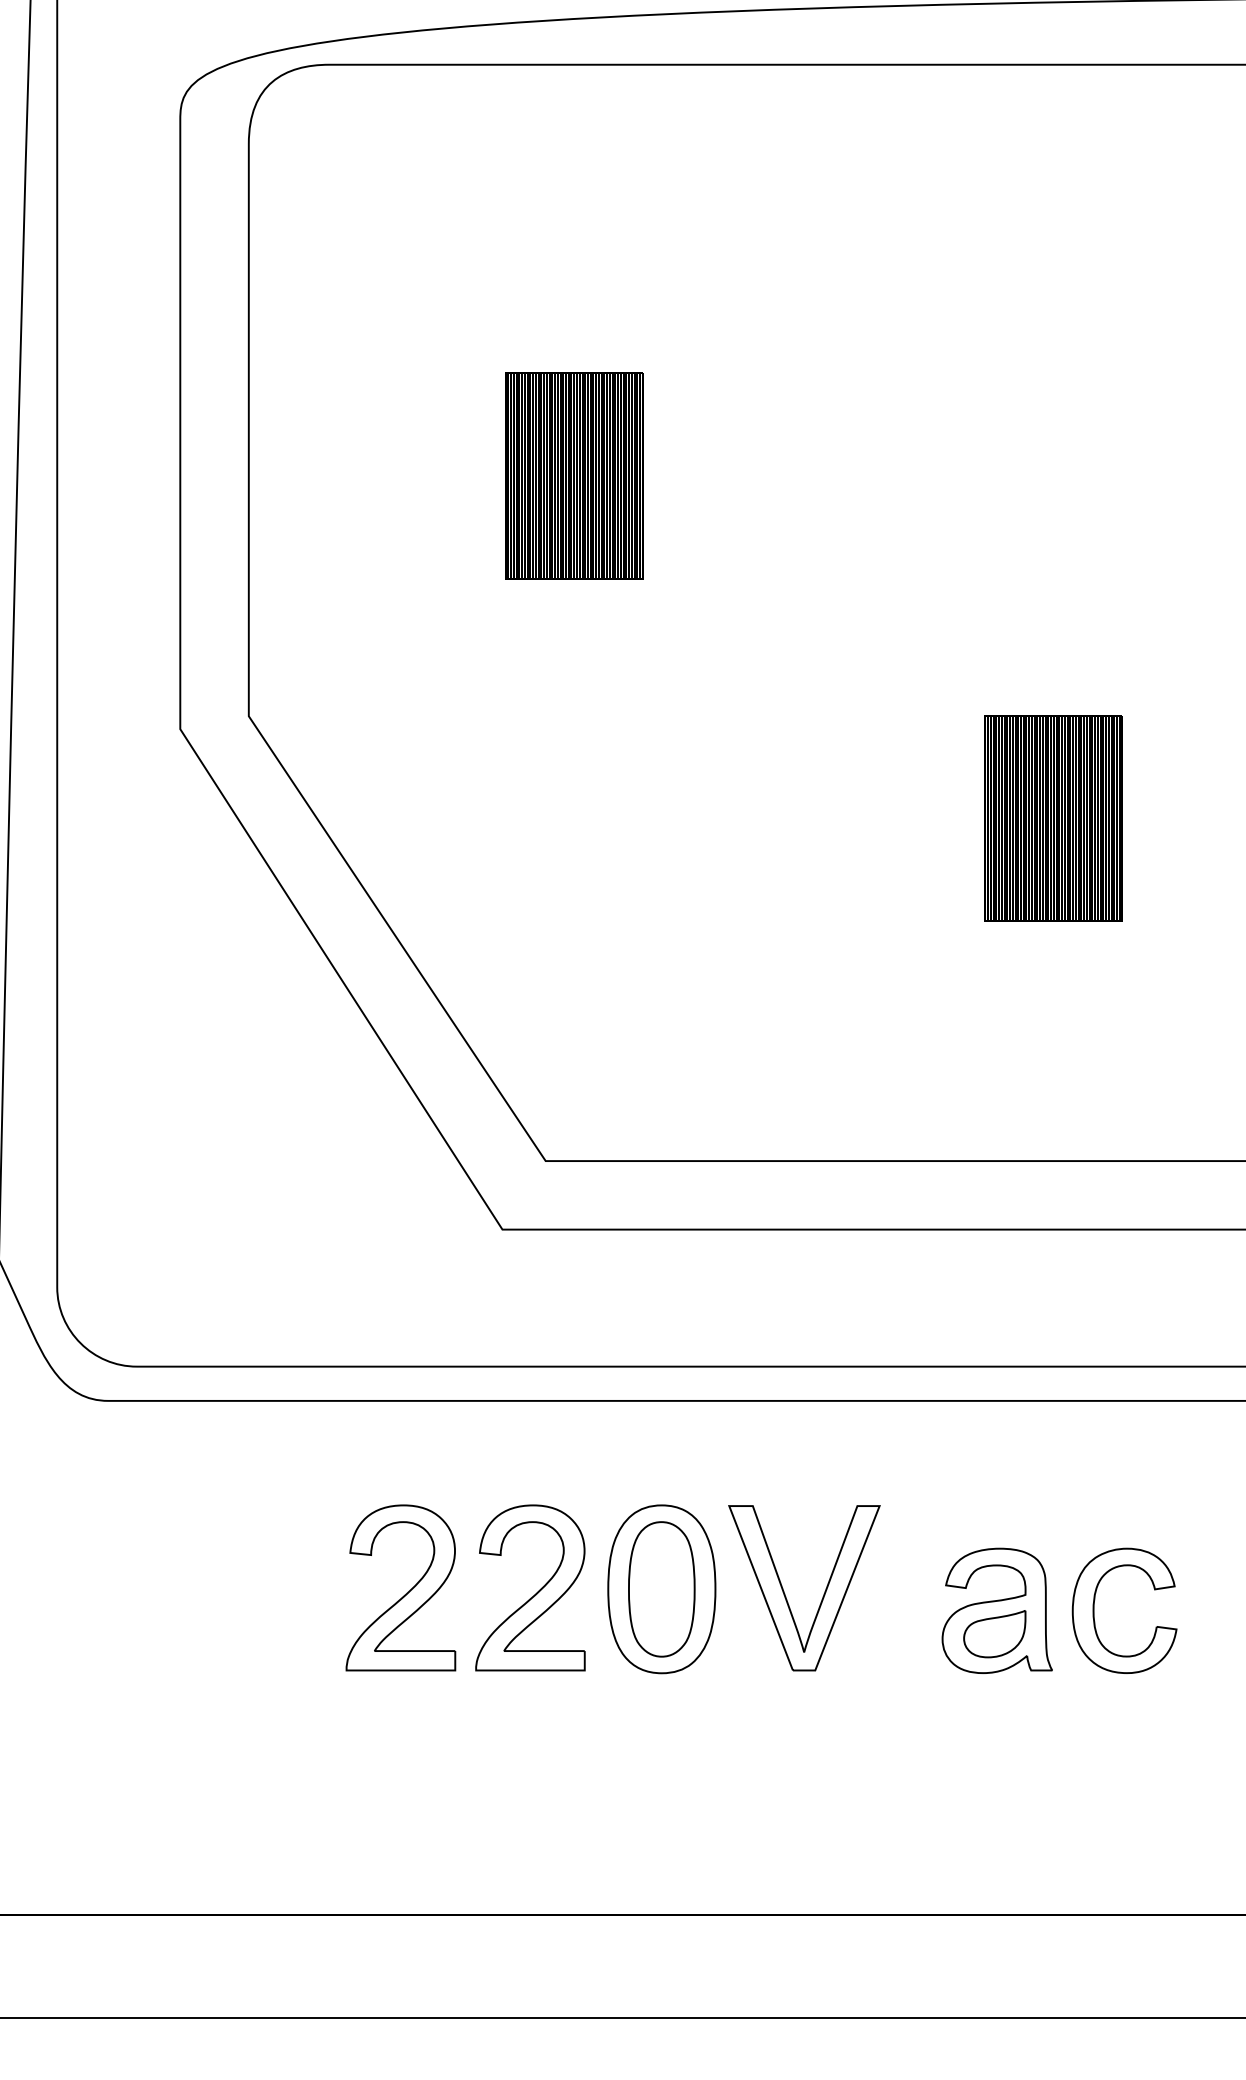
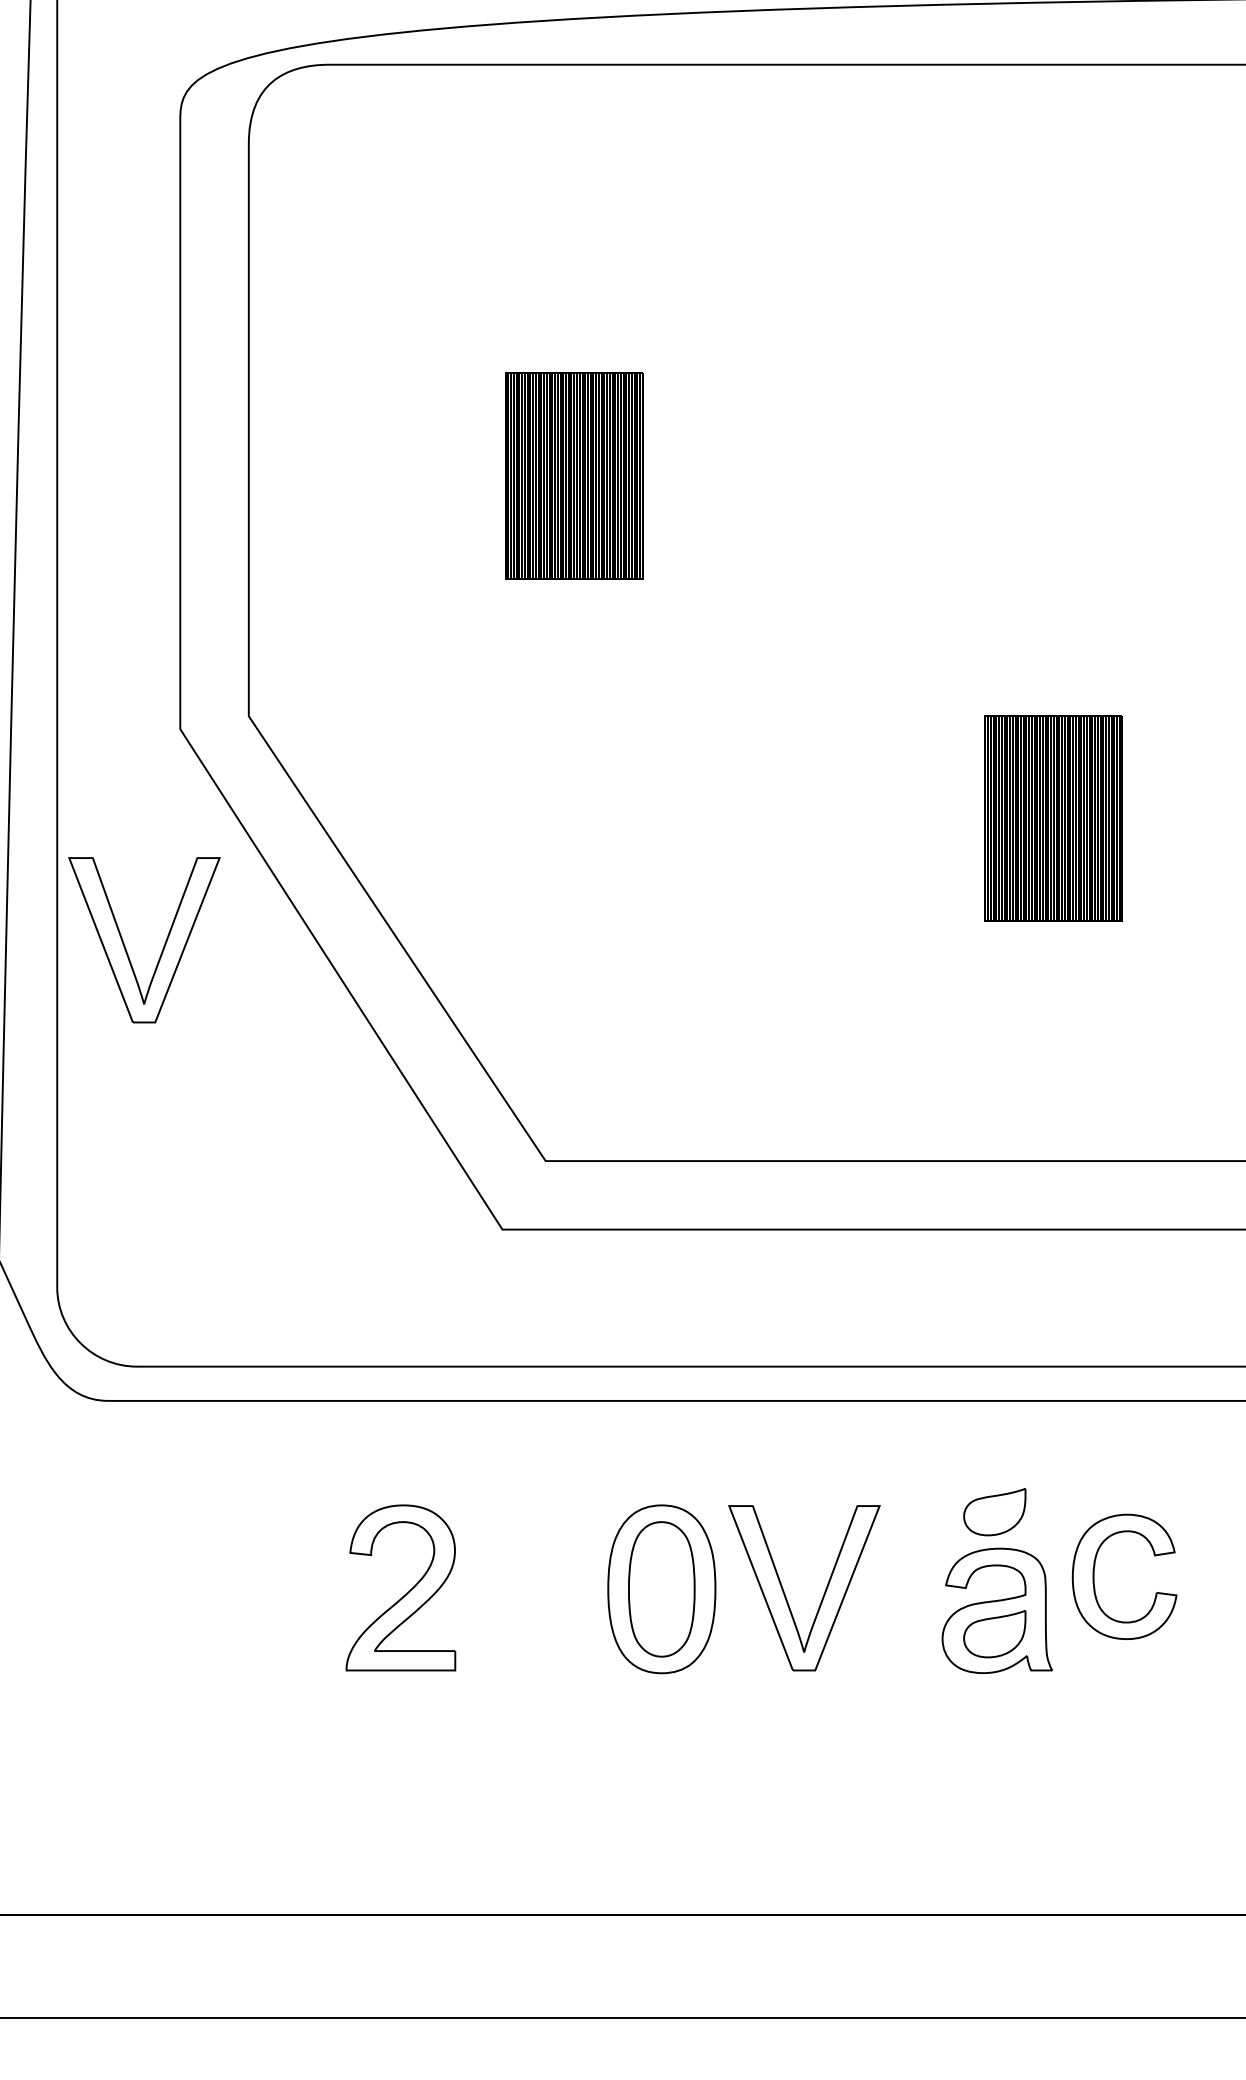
part: none -> present (125, 945)
part: none -> present (994, 1512)
part: present -> none (536, 1592)
part position: (1094, 1610) -> (1094, 1576) (1094, 1576)
